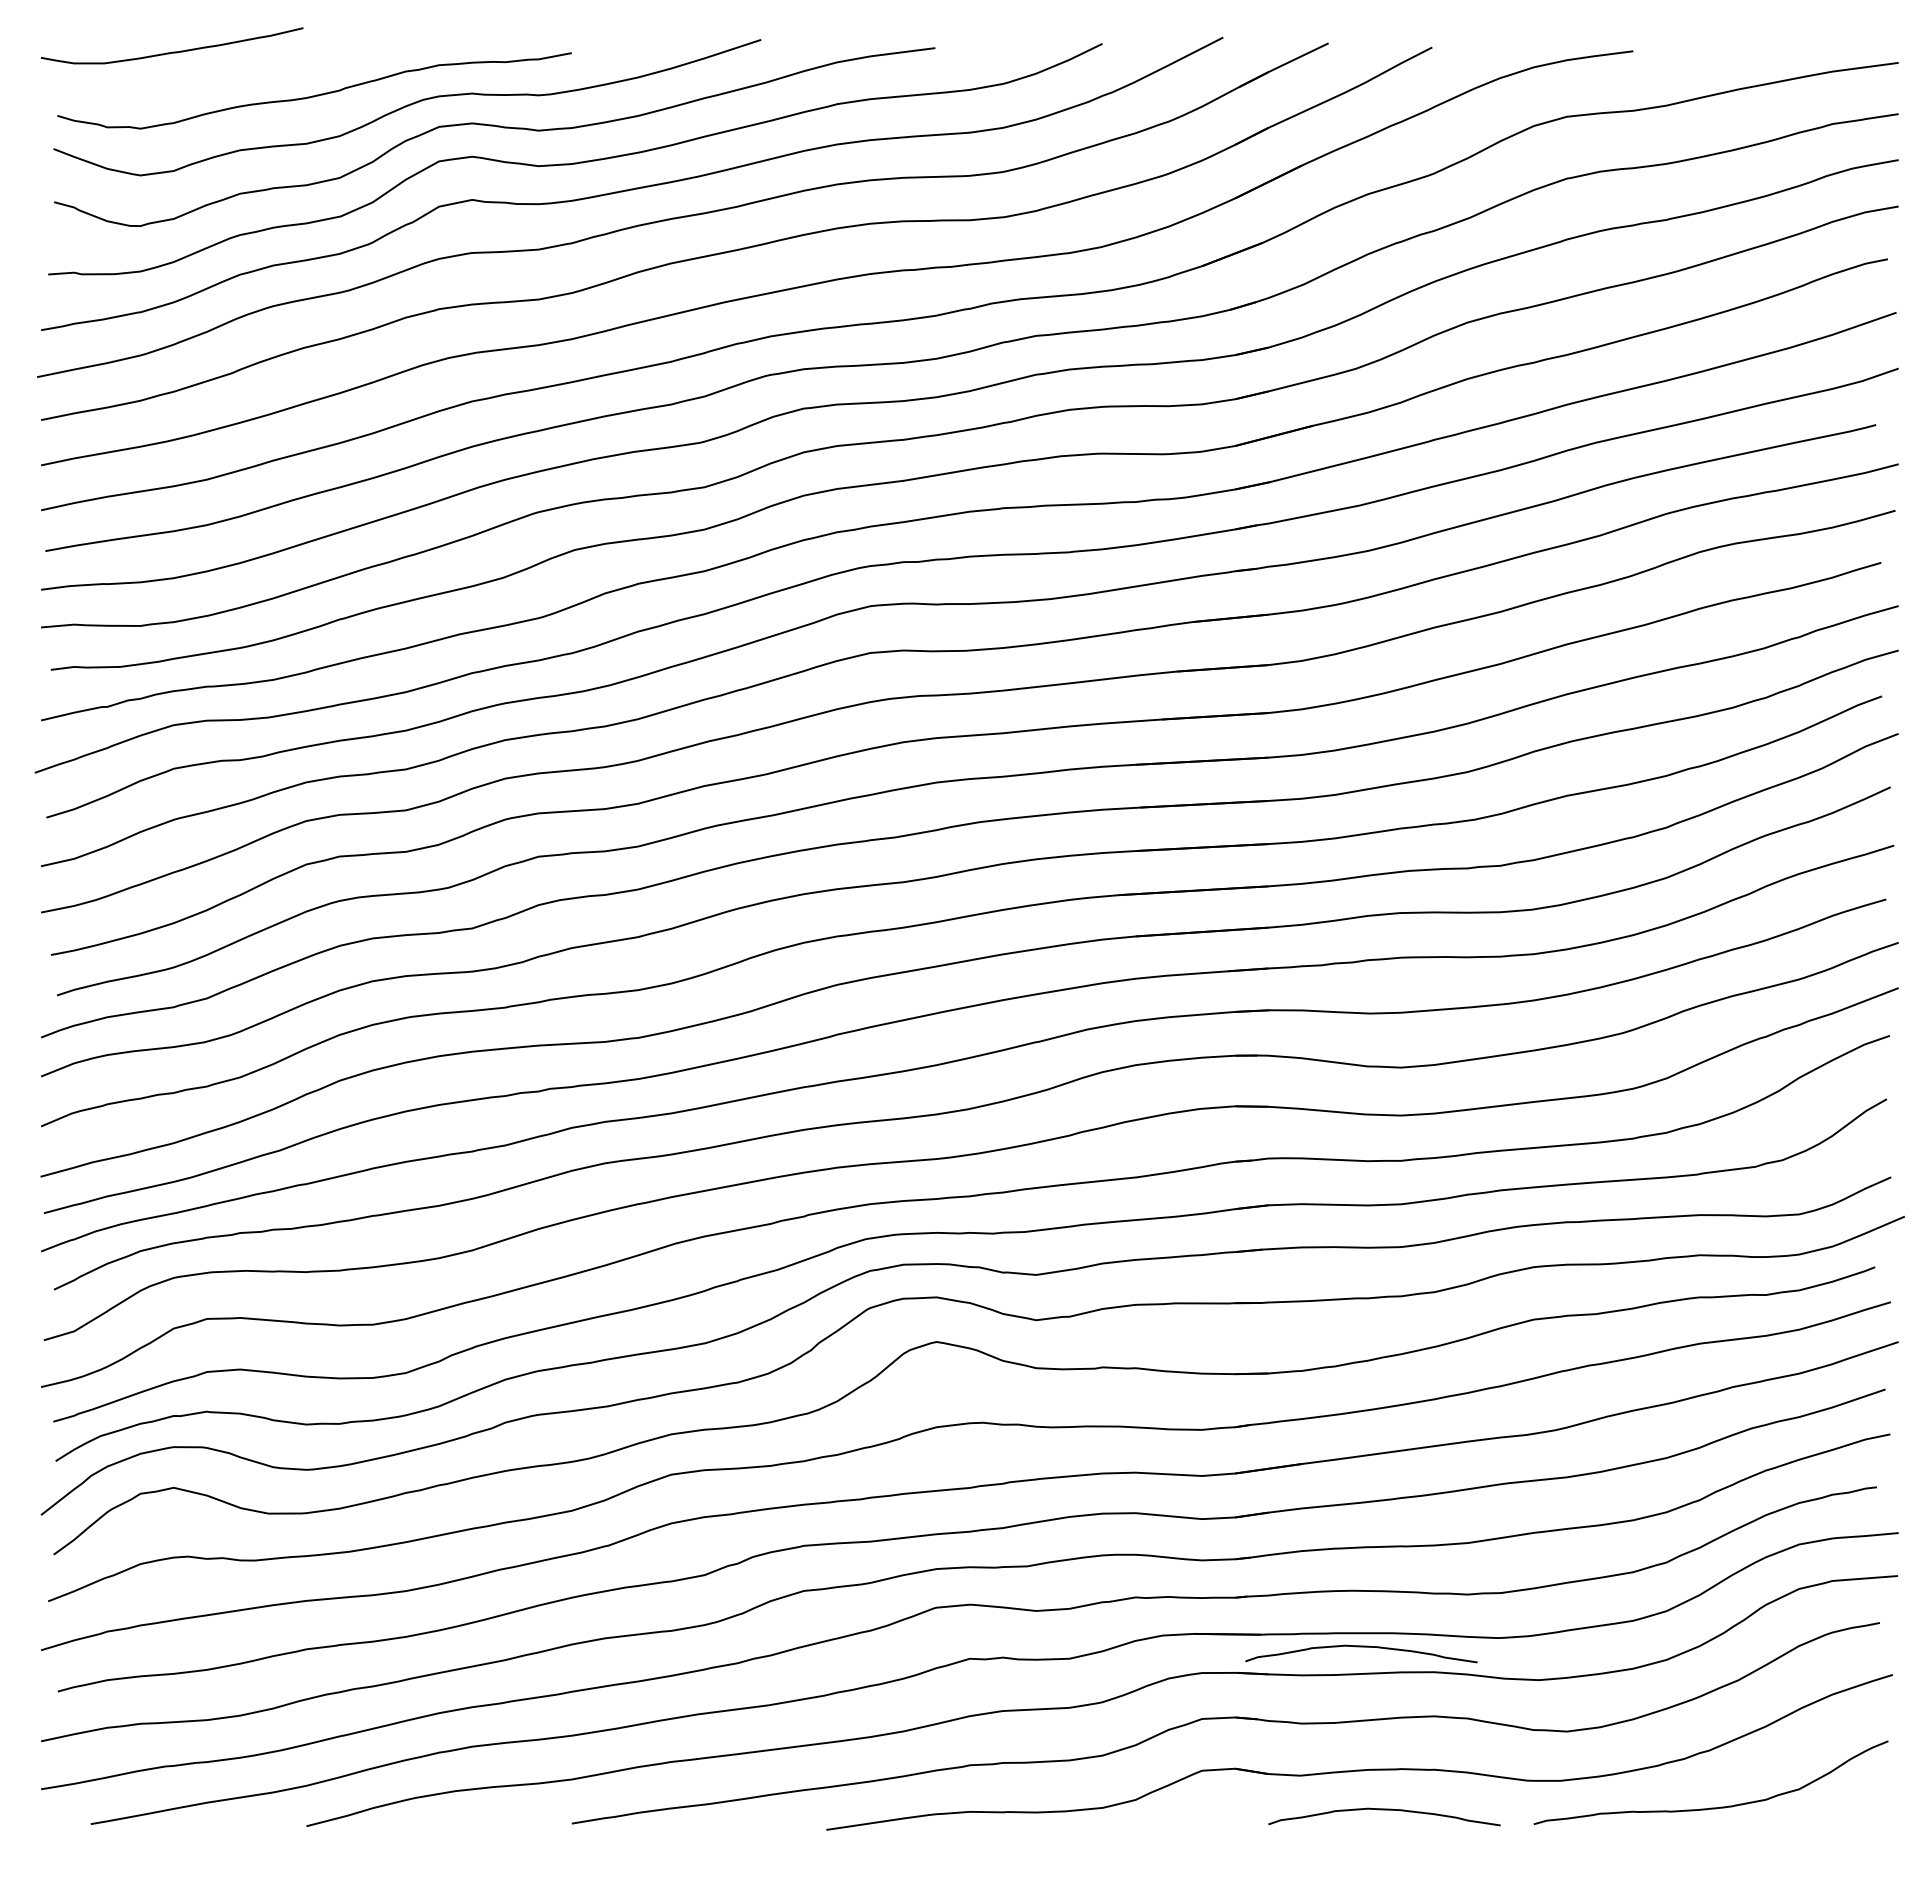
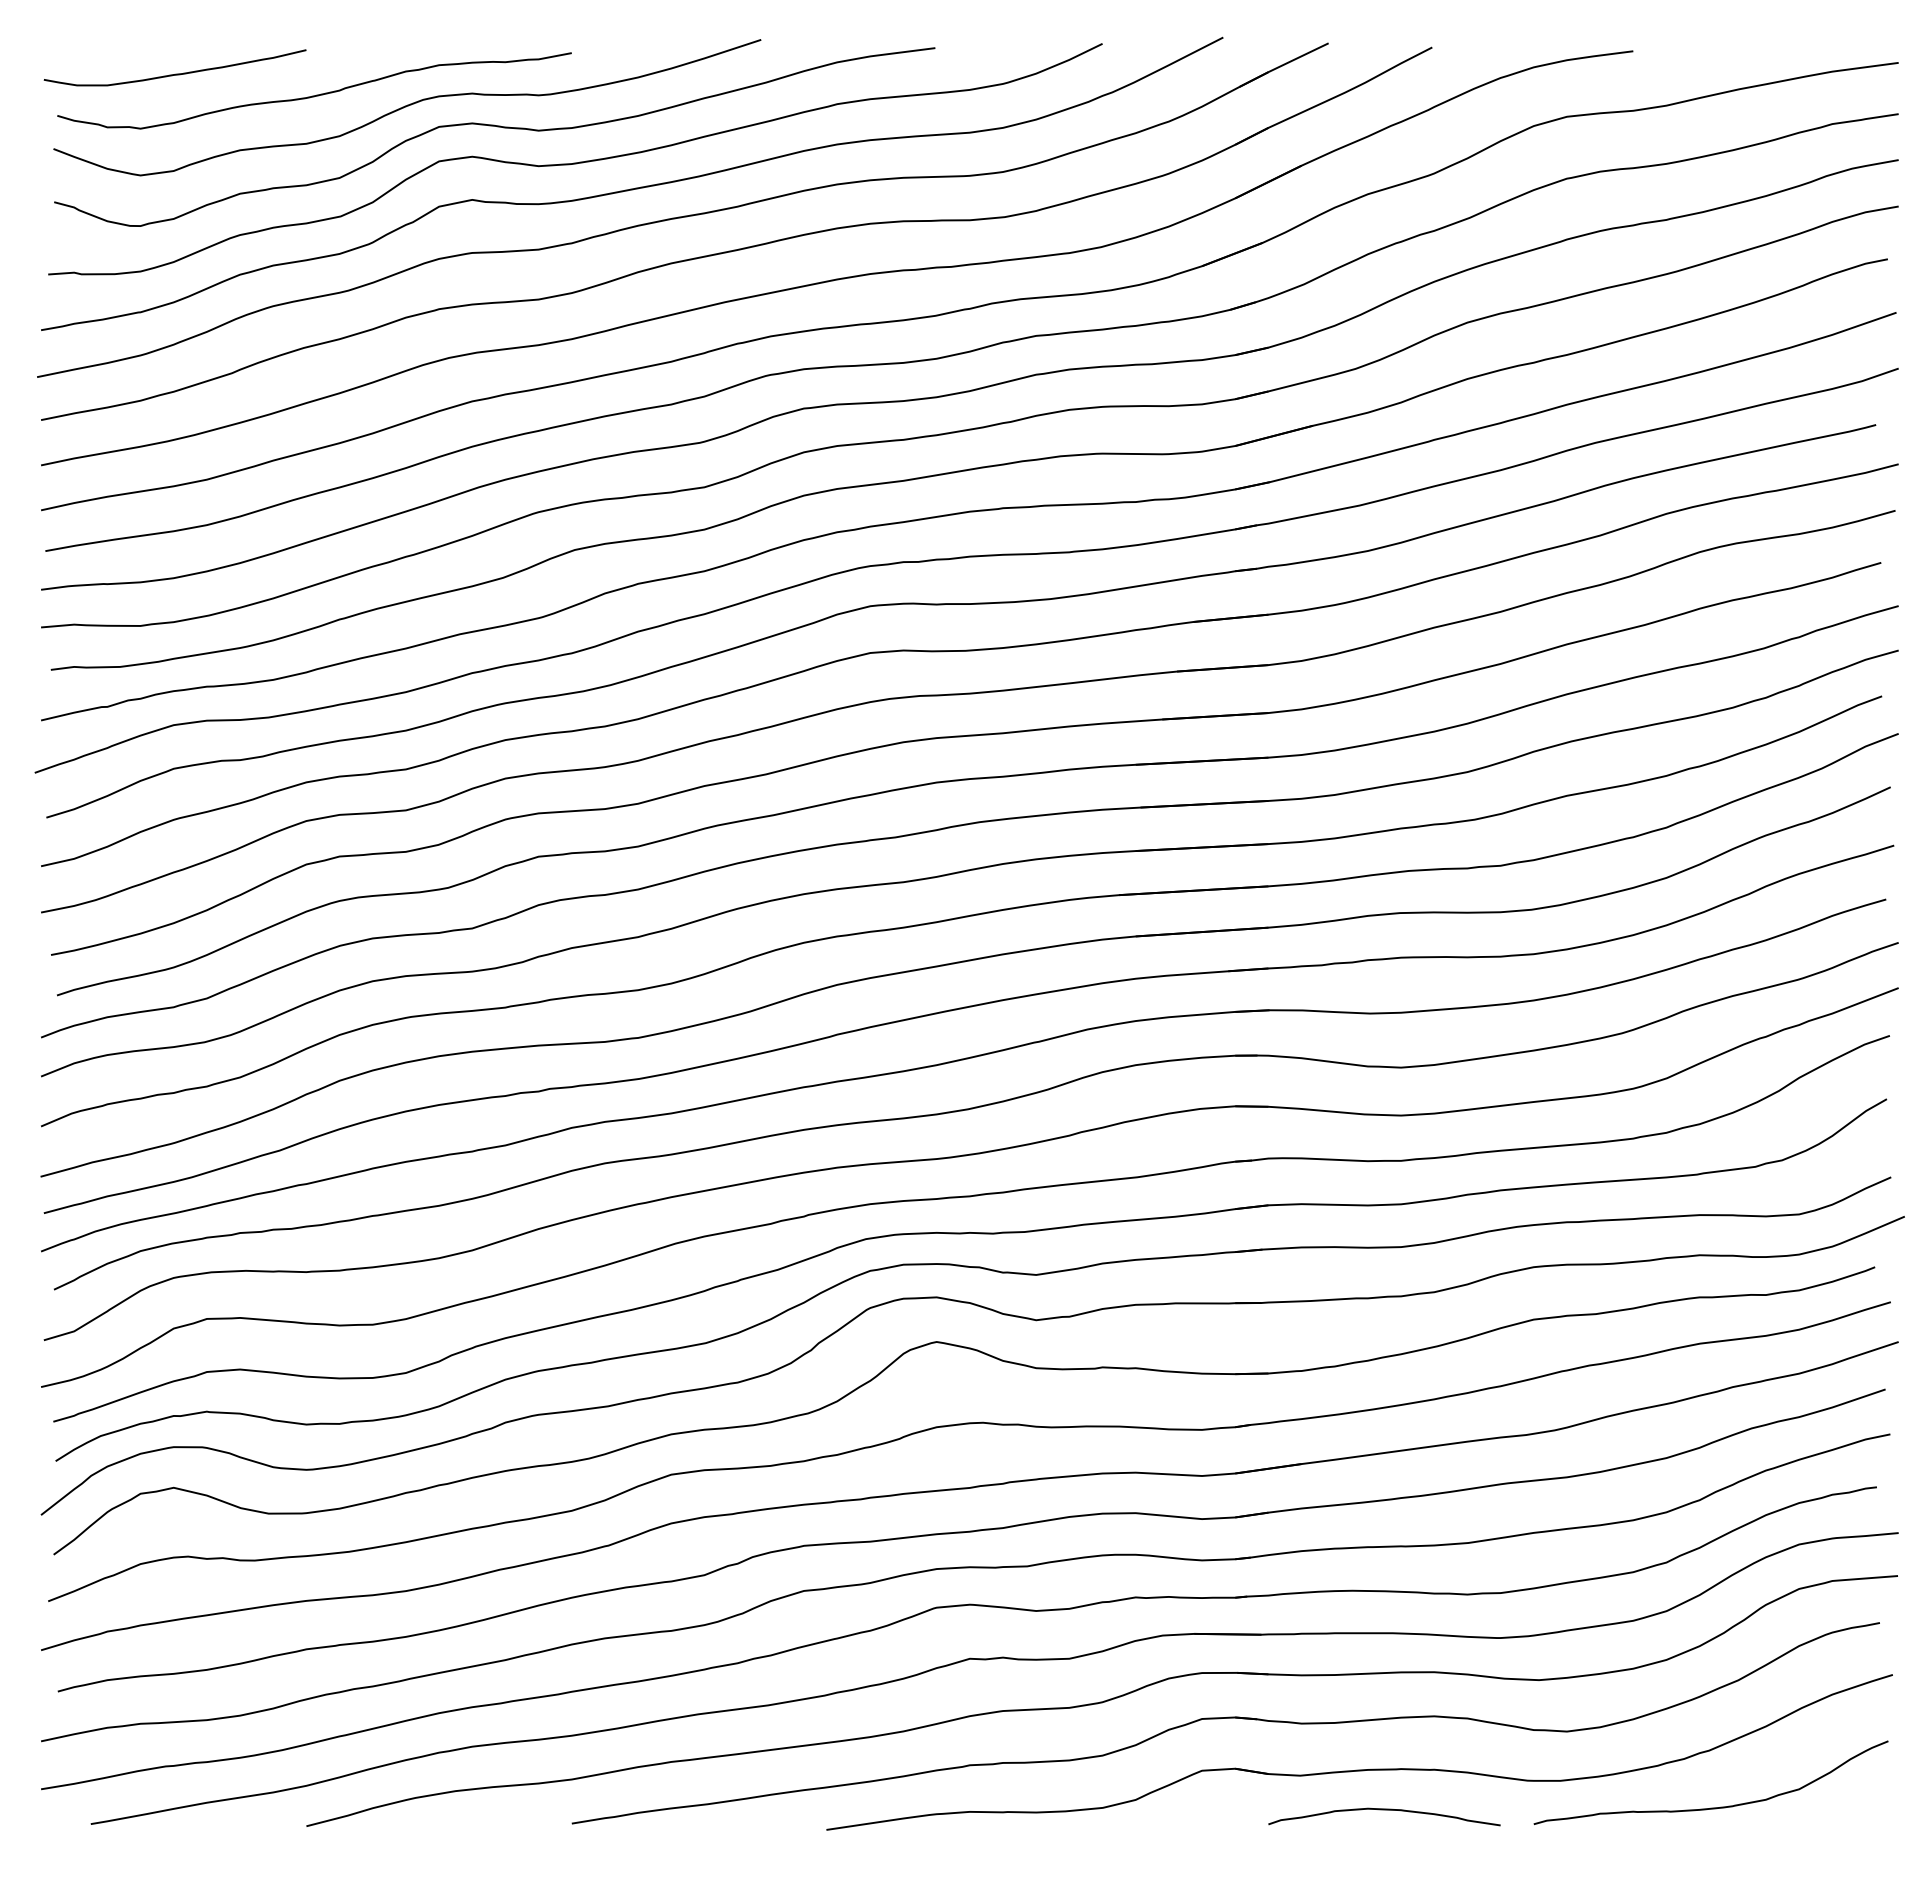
curve position: (172, 51) -> (175, 73) (175, 73)
curve: present -> none (1361, 1647)
